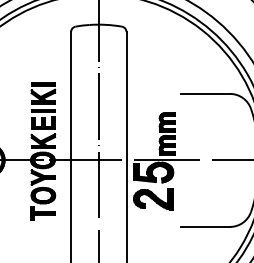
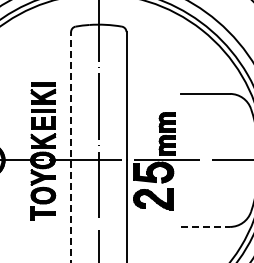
line: solid -> dashed (71, 146)
line: solid -> dashed (205, 226)
